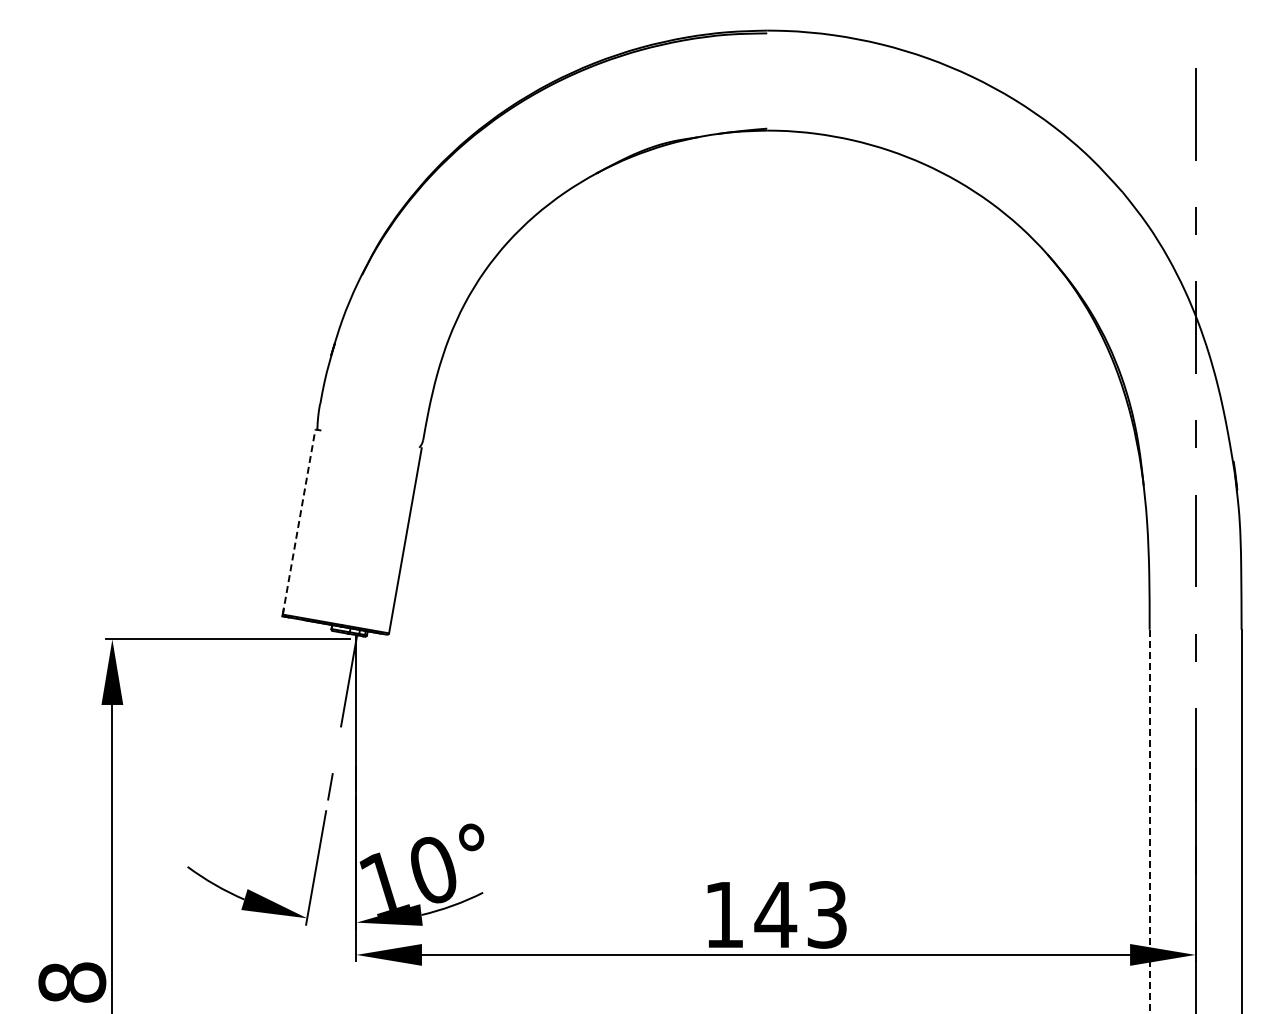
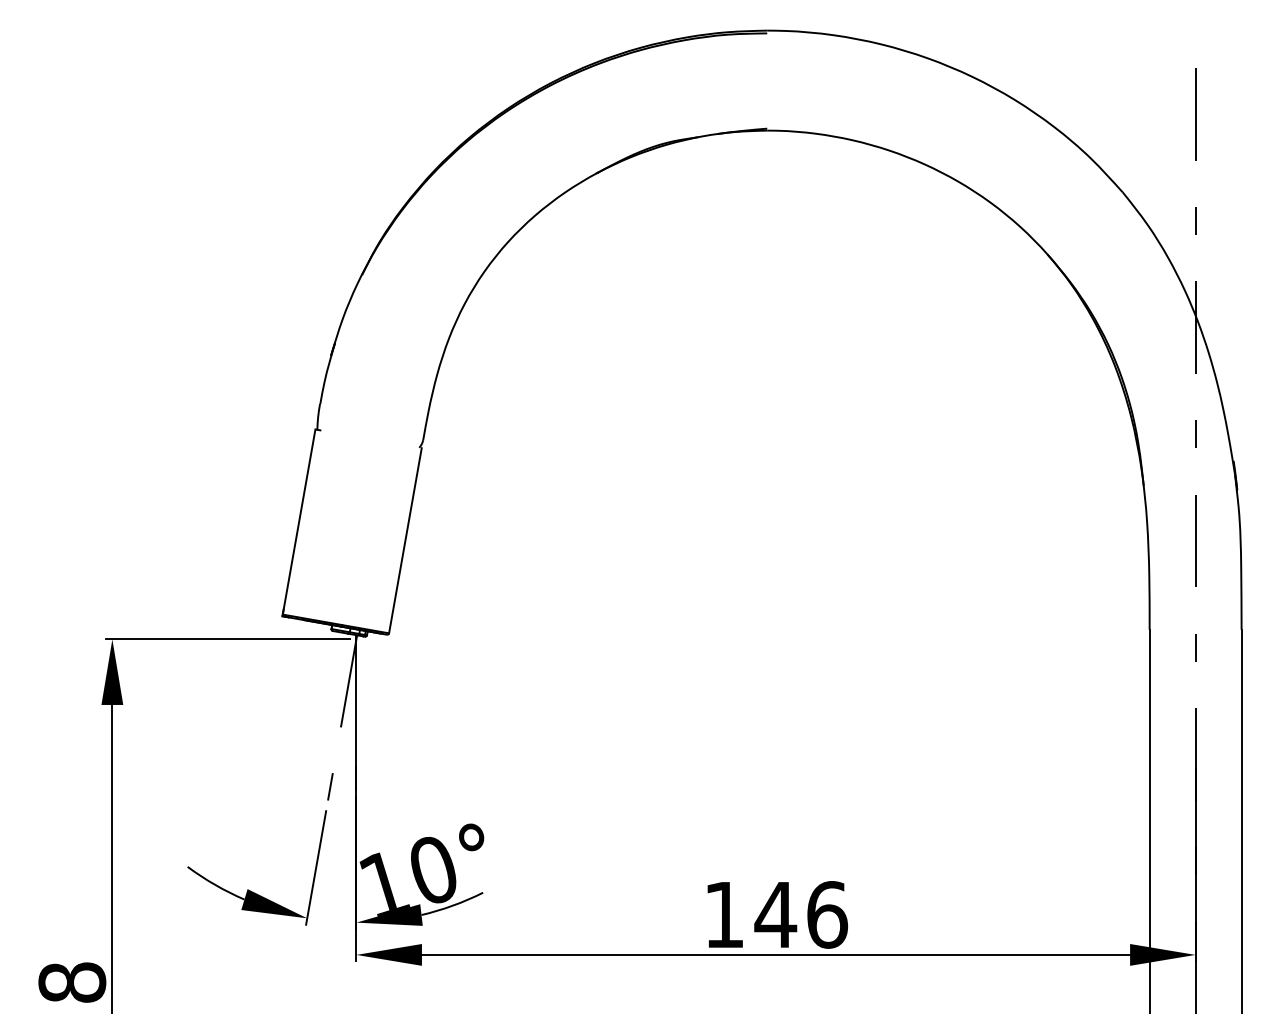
line: dashed -> solid (299, 522)
line: dashed -> solid (1149, 821)
text: 143 -> 146 (827, 914)
